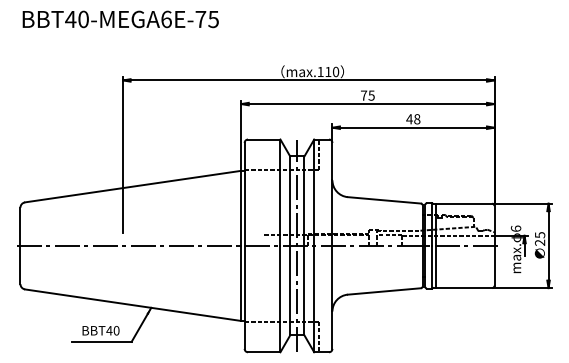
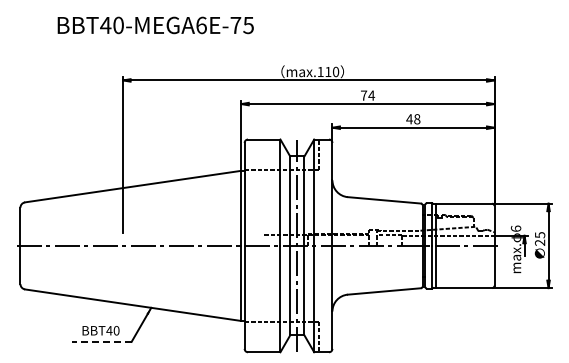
text position: (120, 19) -> (155, 25) (155, 25)
text: 75 -> 74 (371, 95)
line: solid -> dashed (101, 341)
